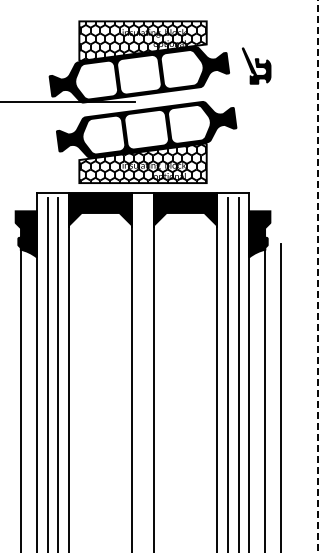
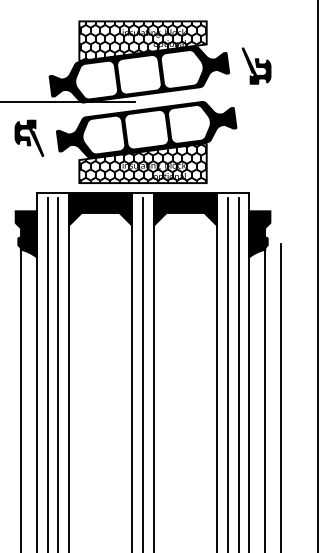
part: none -> present (29, 137)
line: dashed -> solid (318, 276)
line: none -> present (143, 373)
